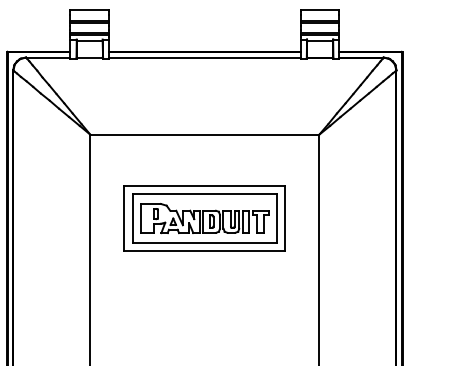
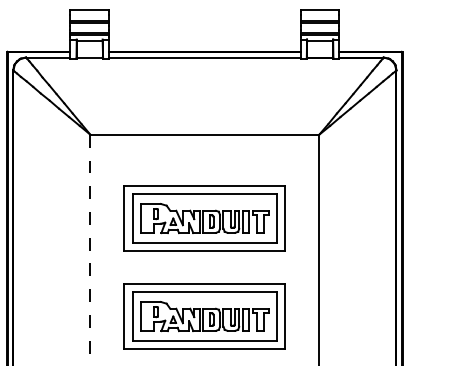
line: solid -> dashed (90, 250)
part: none -> present (204, 316)
